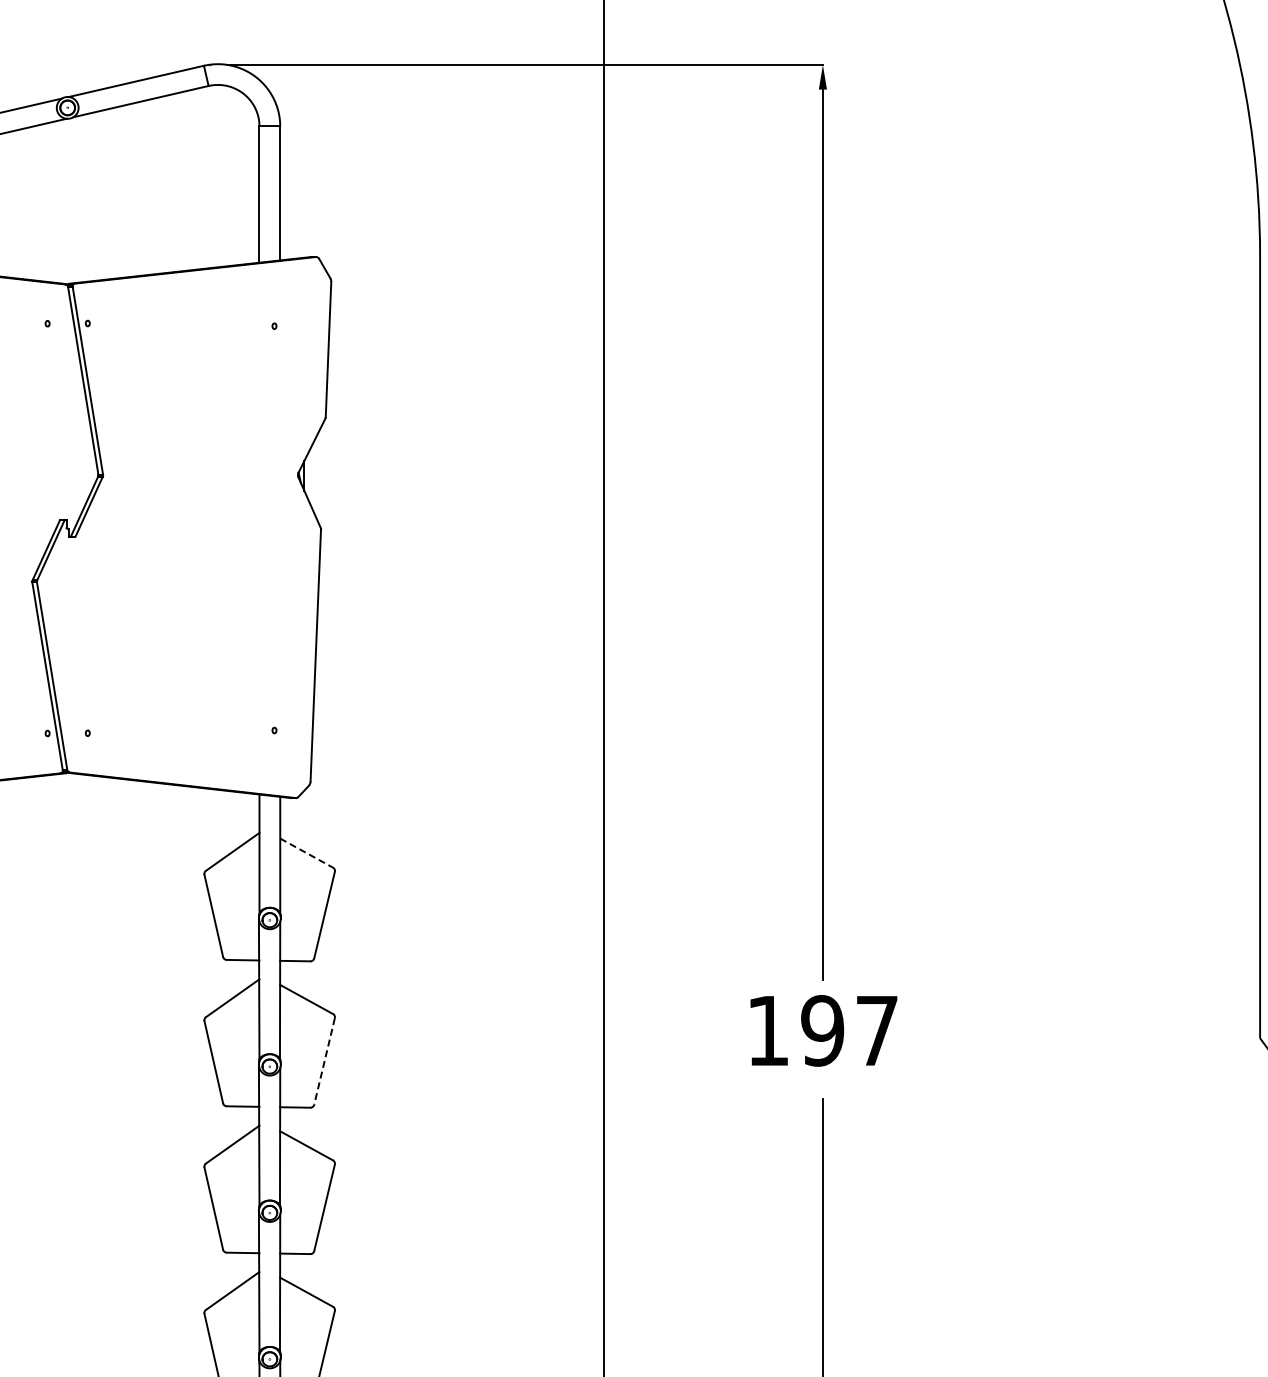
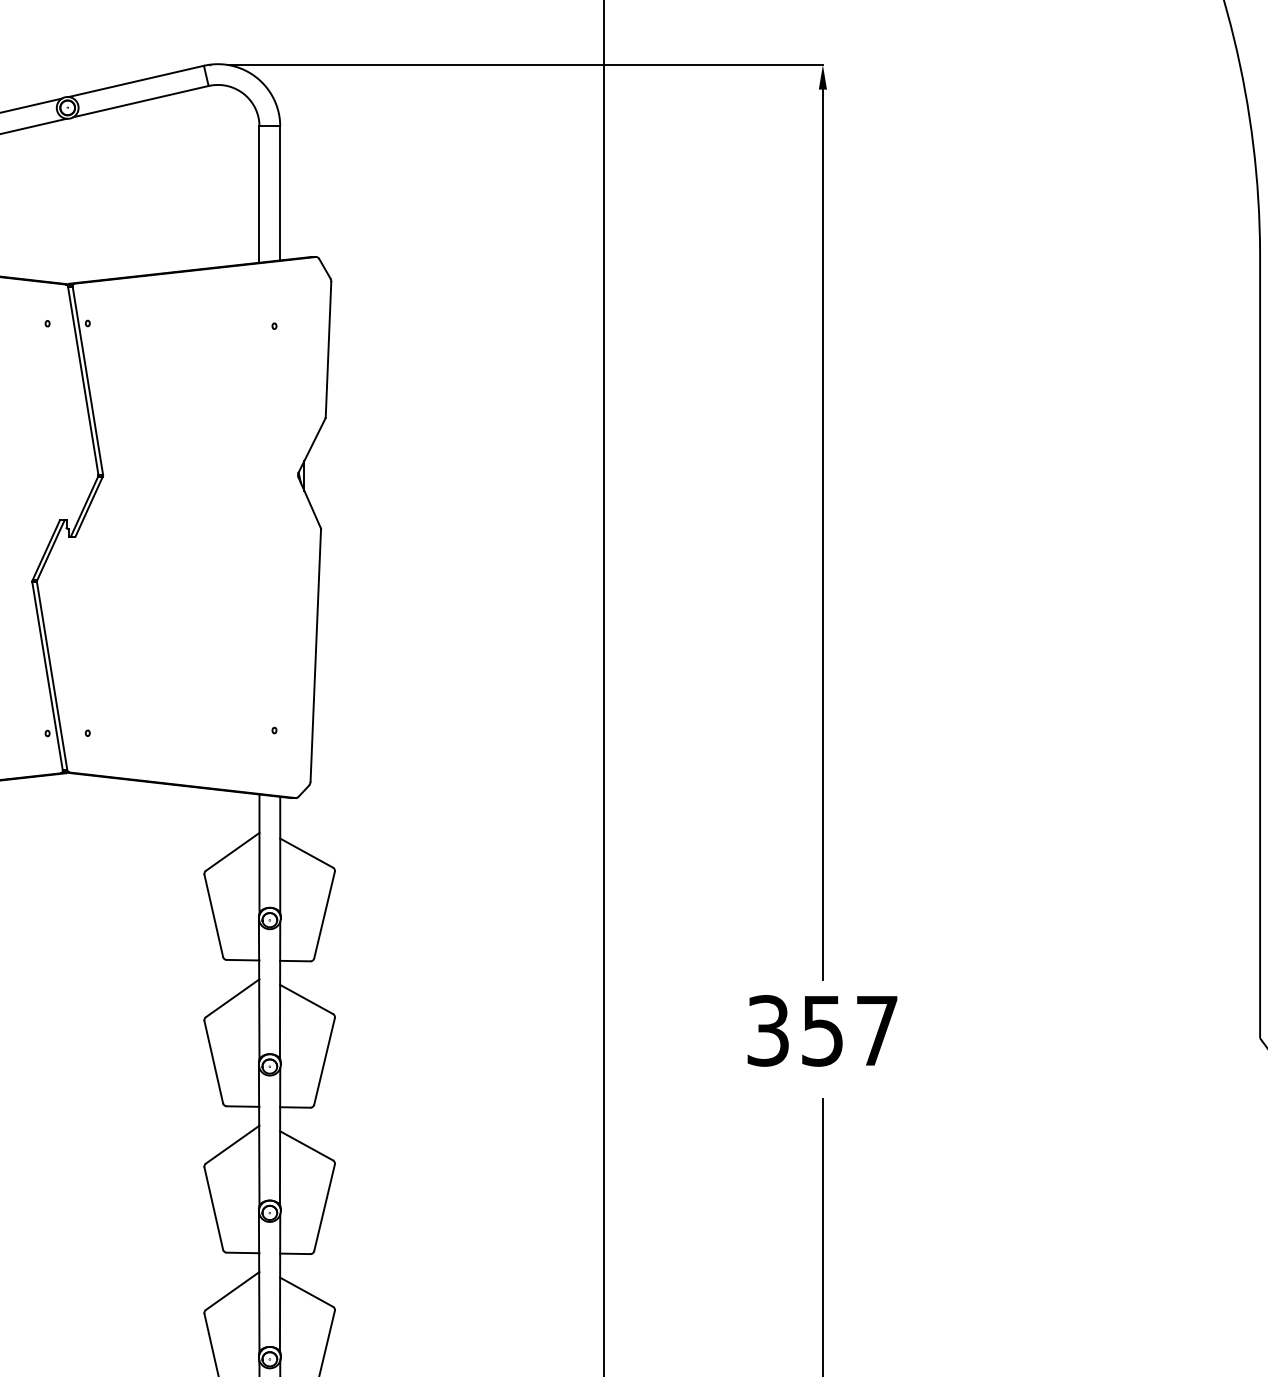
line: dashed -> solid (307, 853)
text: 197 -> 357 (795, 1030)
line: dashed -> solid (324, 1061)
